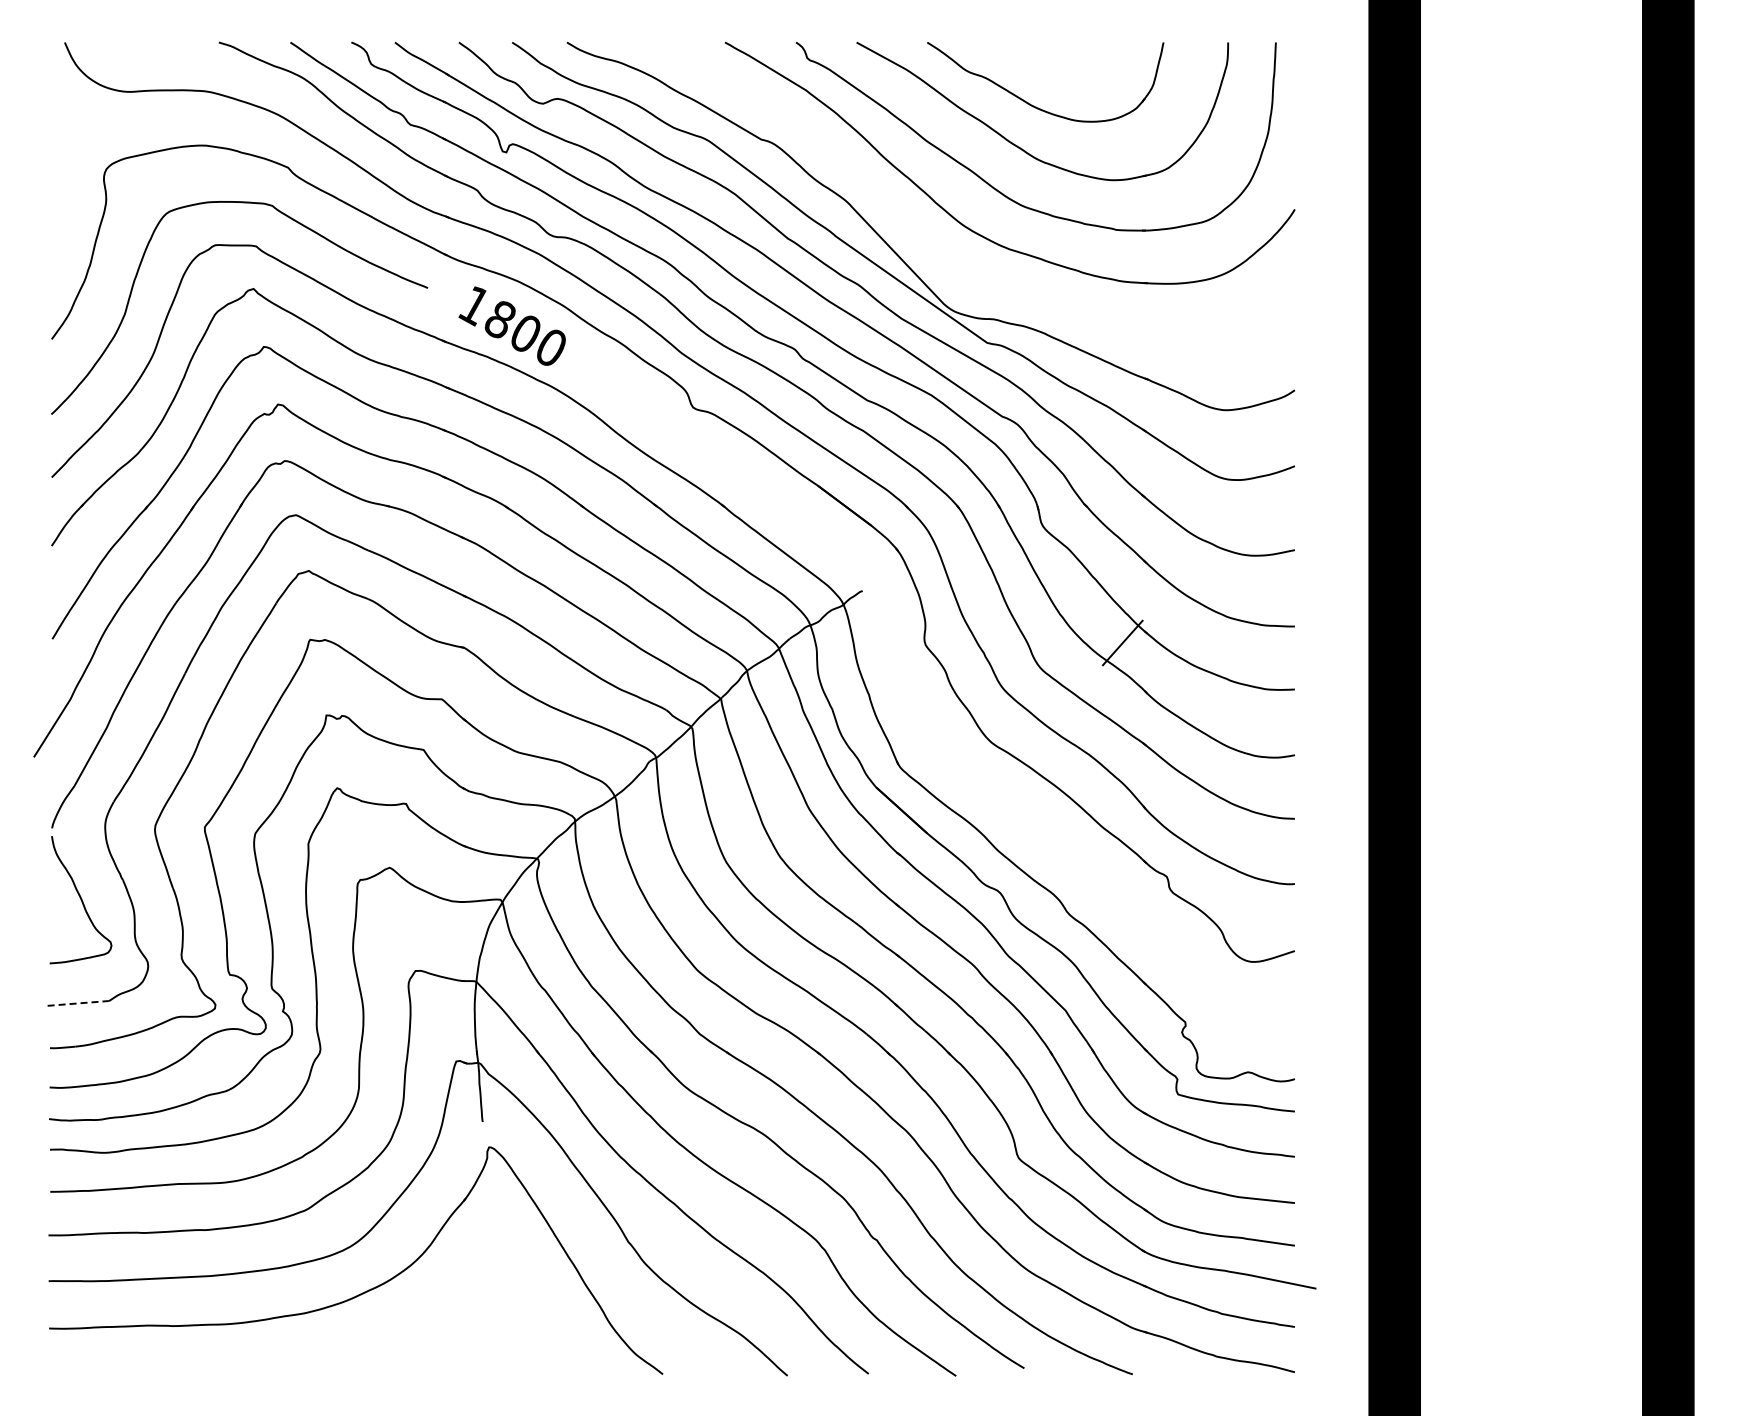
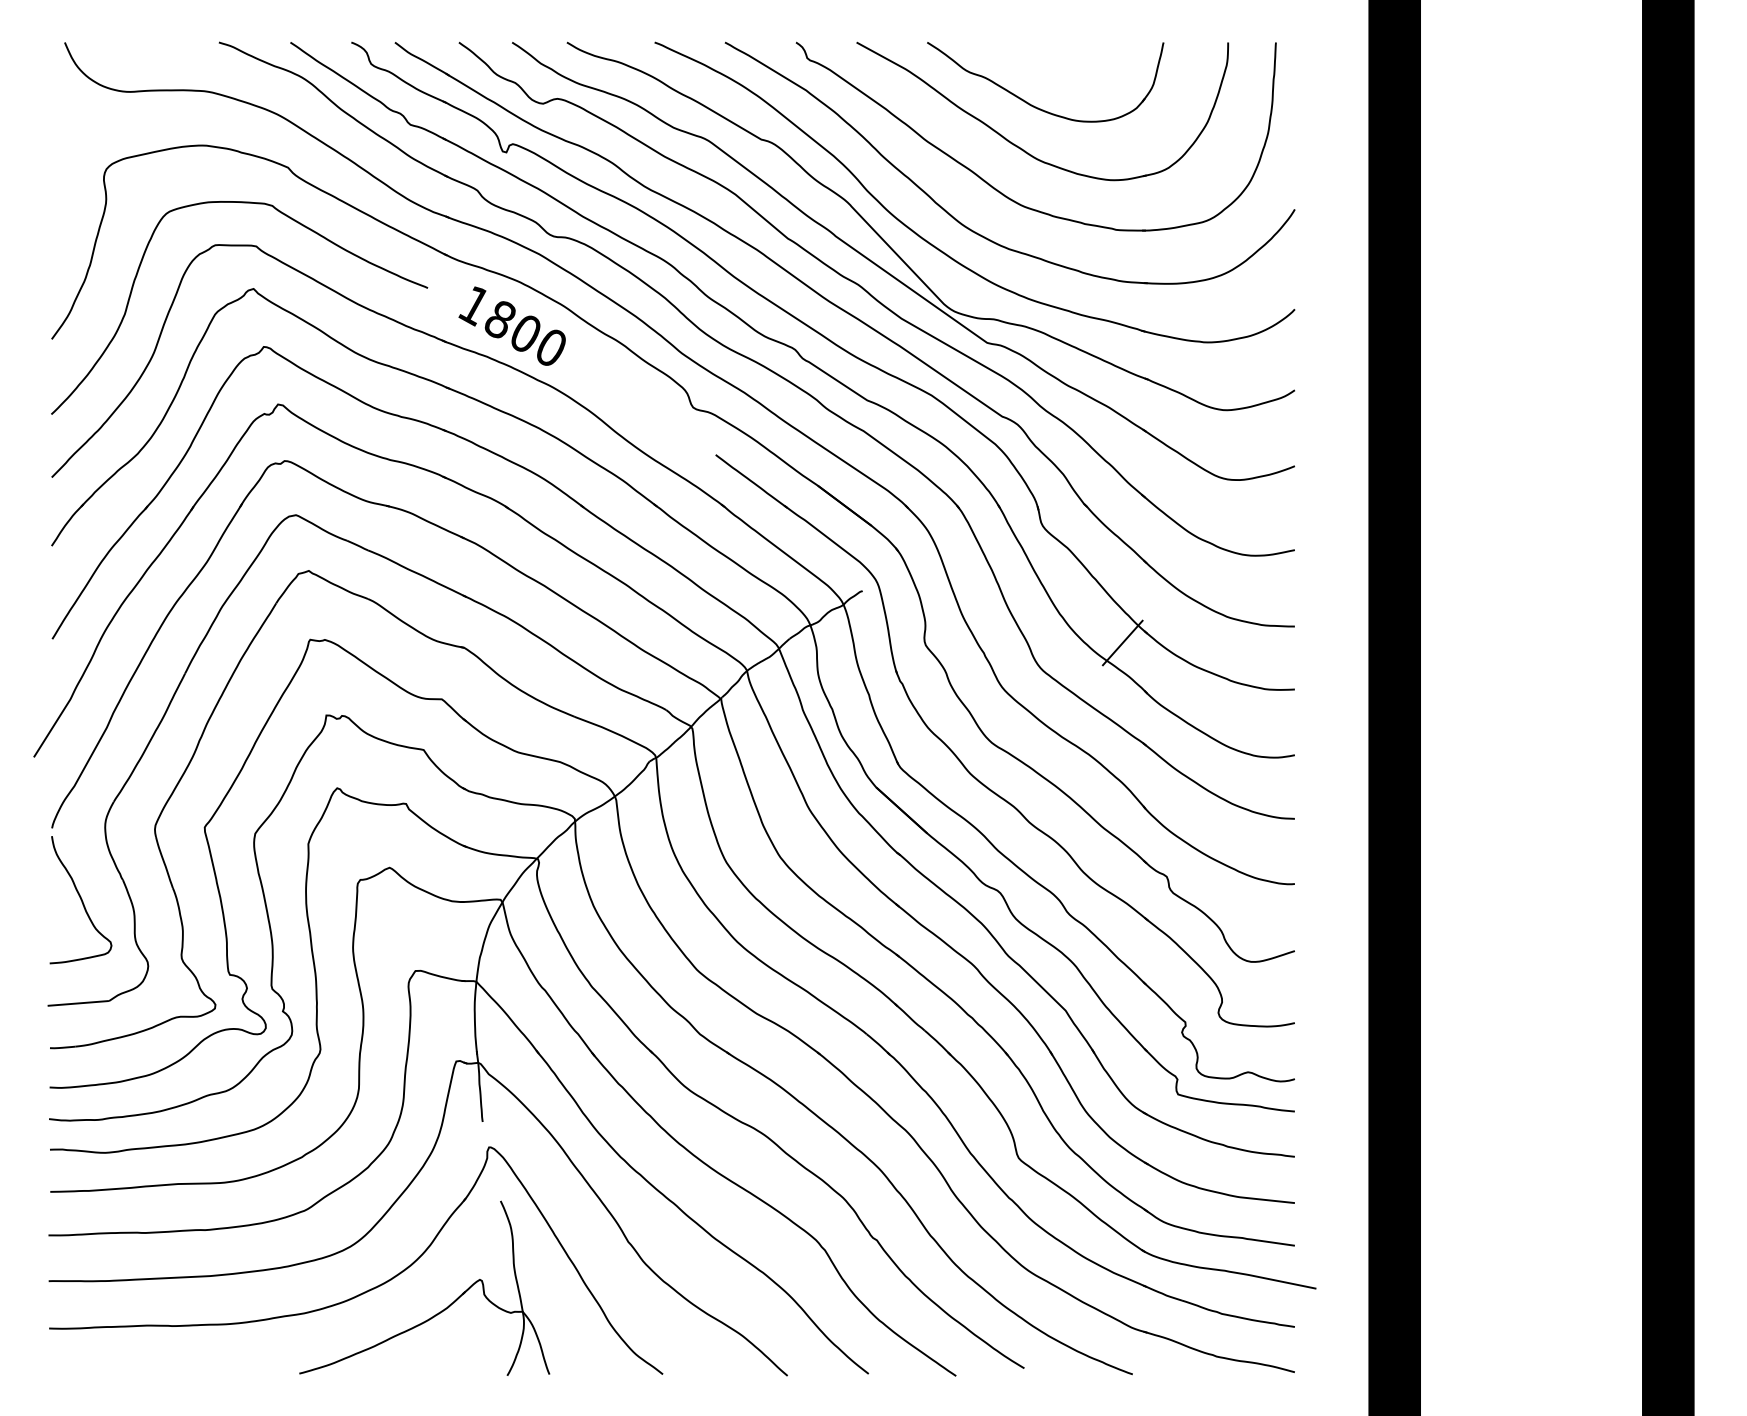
part: none -> present (933, 244)
part: none -> present (967, 768)
line: dashed -> solid (78, 1003)
part: none -> present (441, 1310)
